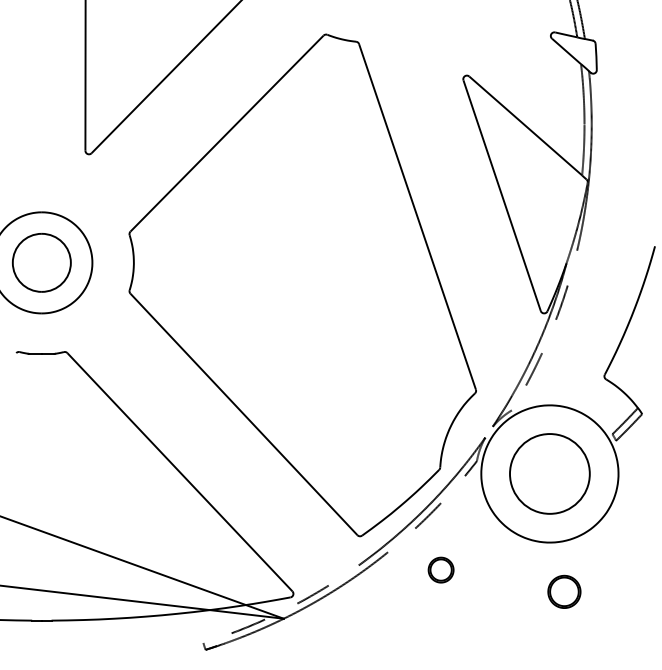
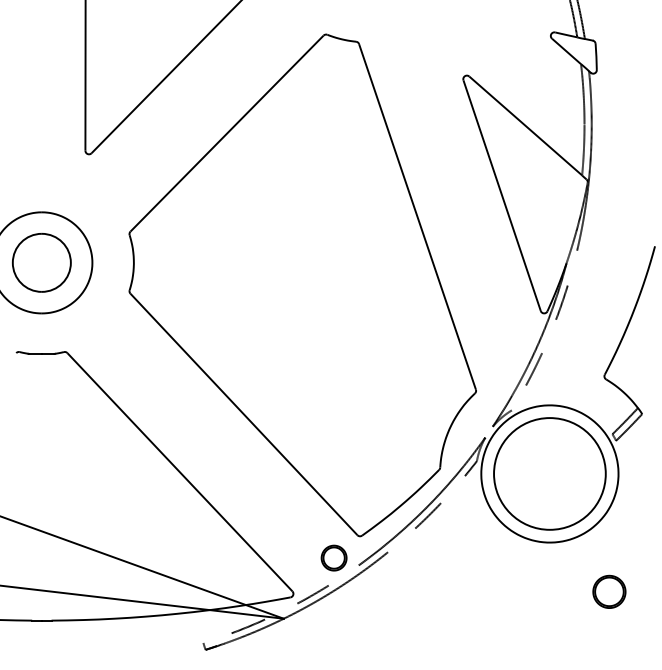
circle diameter: 80 px -> 112 px (549, 473)
part position: (440, 569) -> (333, 557) (333, 557)
part position: (564, 591) -> (609, 591) (609, 591)
